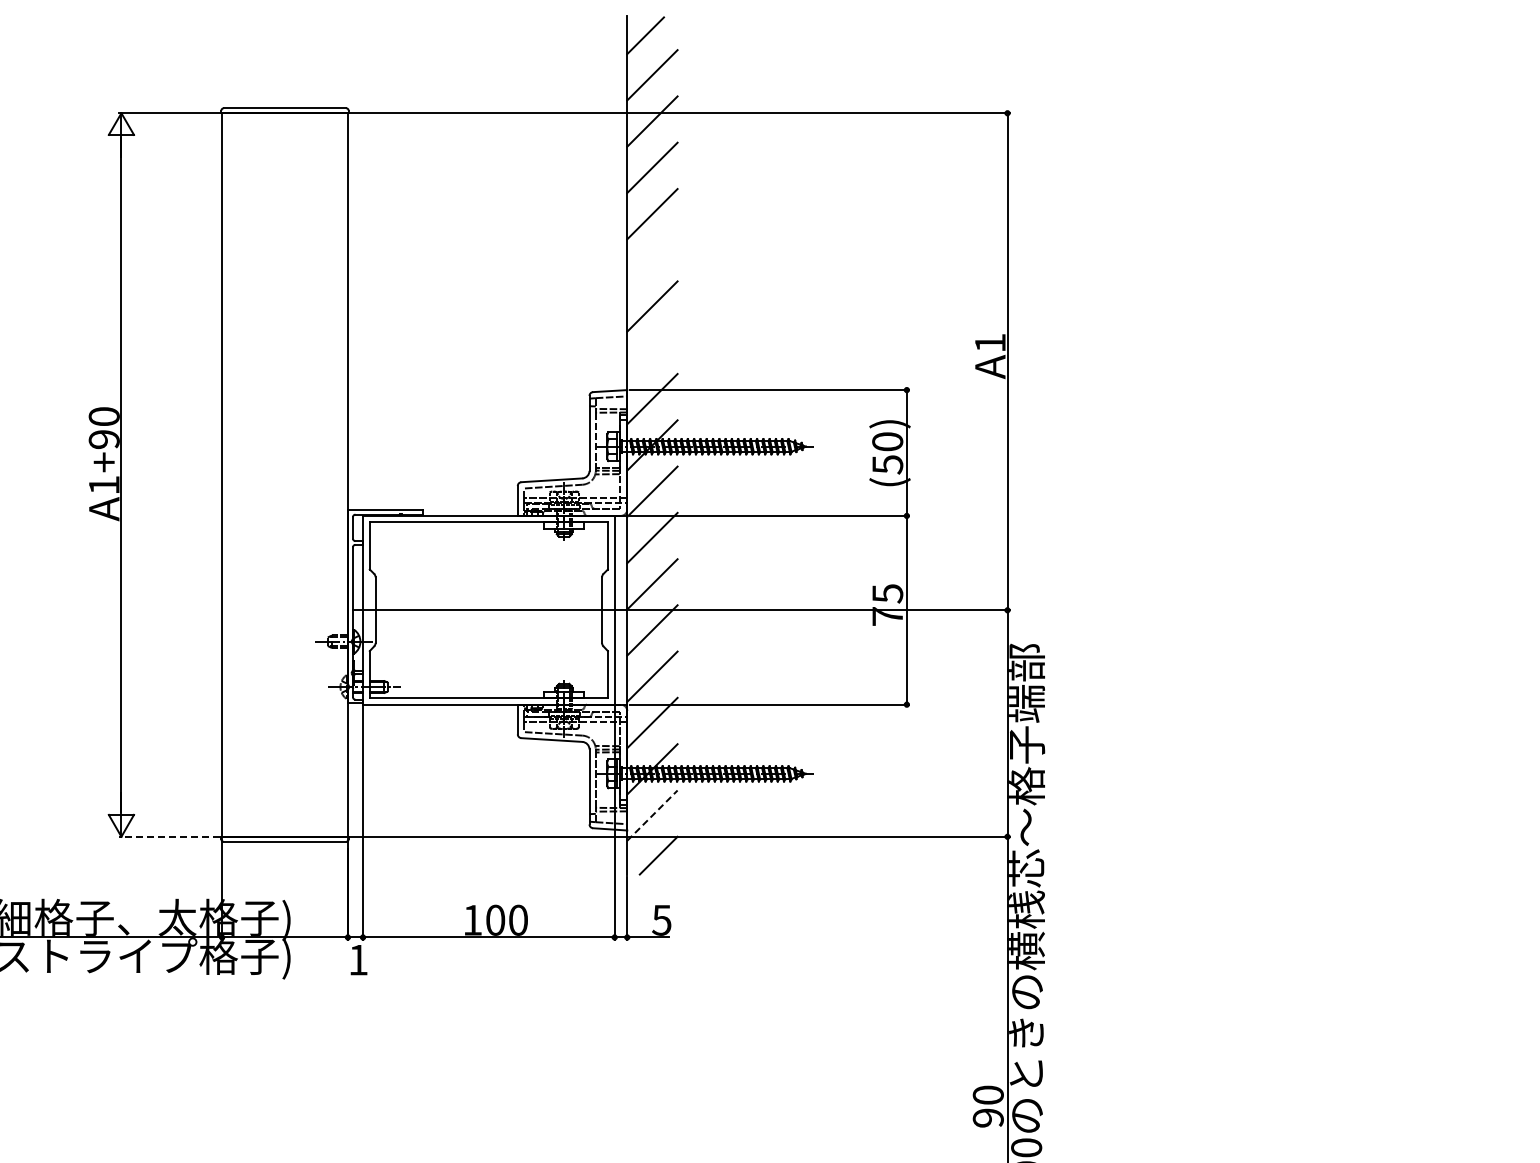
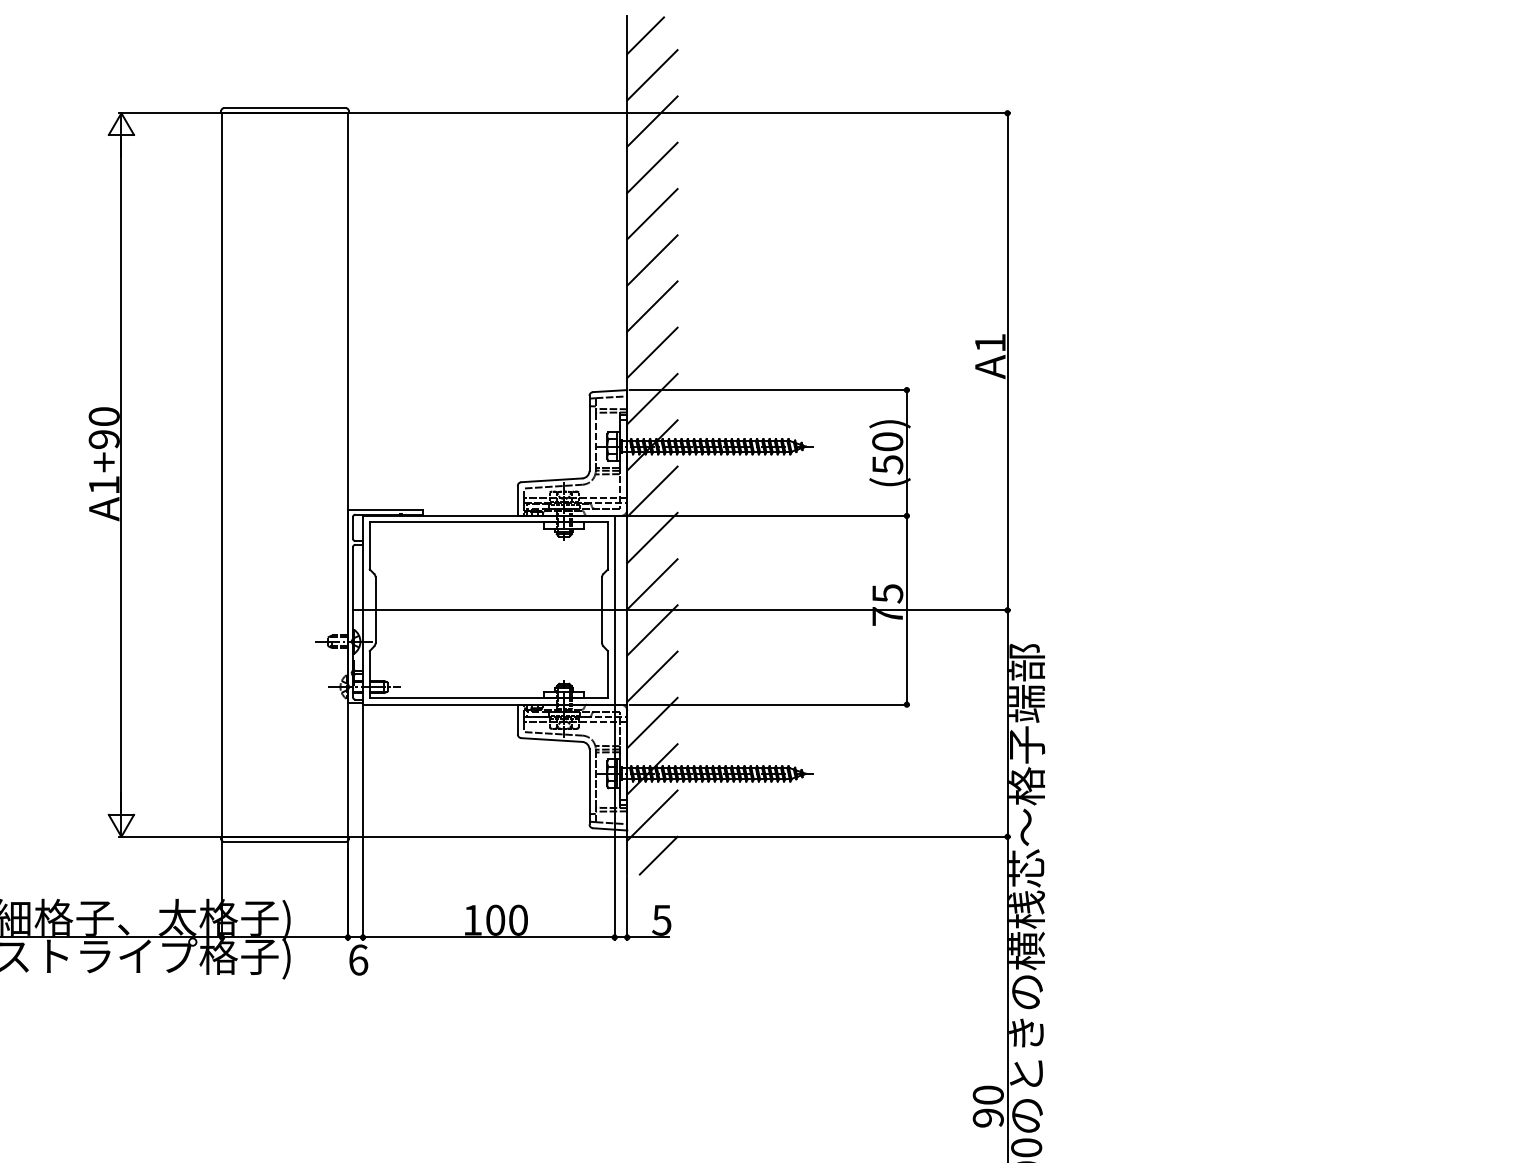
line: none -> present (652, 260)
line: none -> present (652, 352)
line: dashed -> solid (652, 815)
line: dashed -> solid (168, 836)
text: 1 -> 6 (358, 959)
